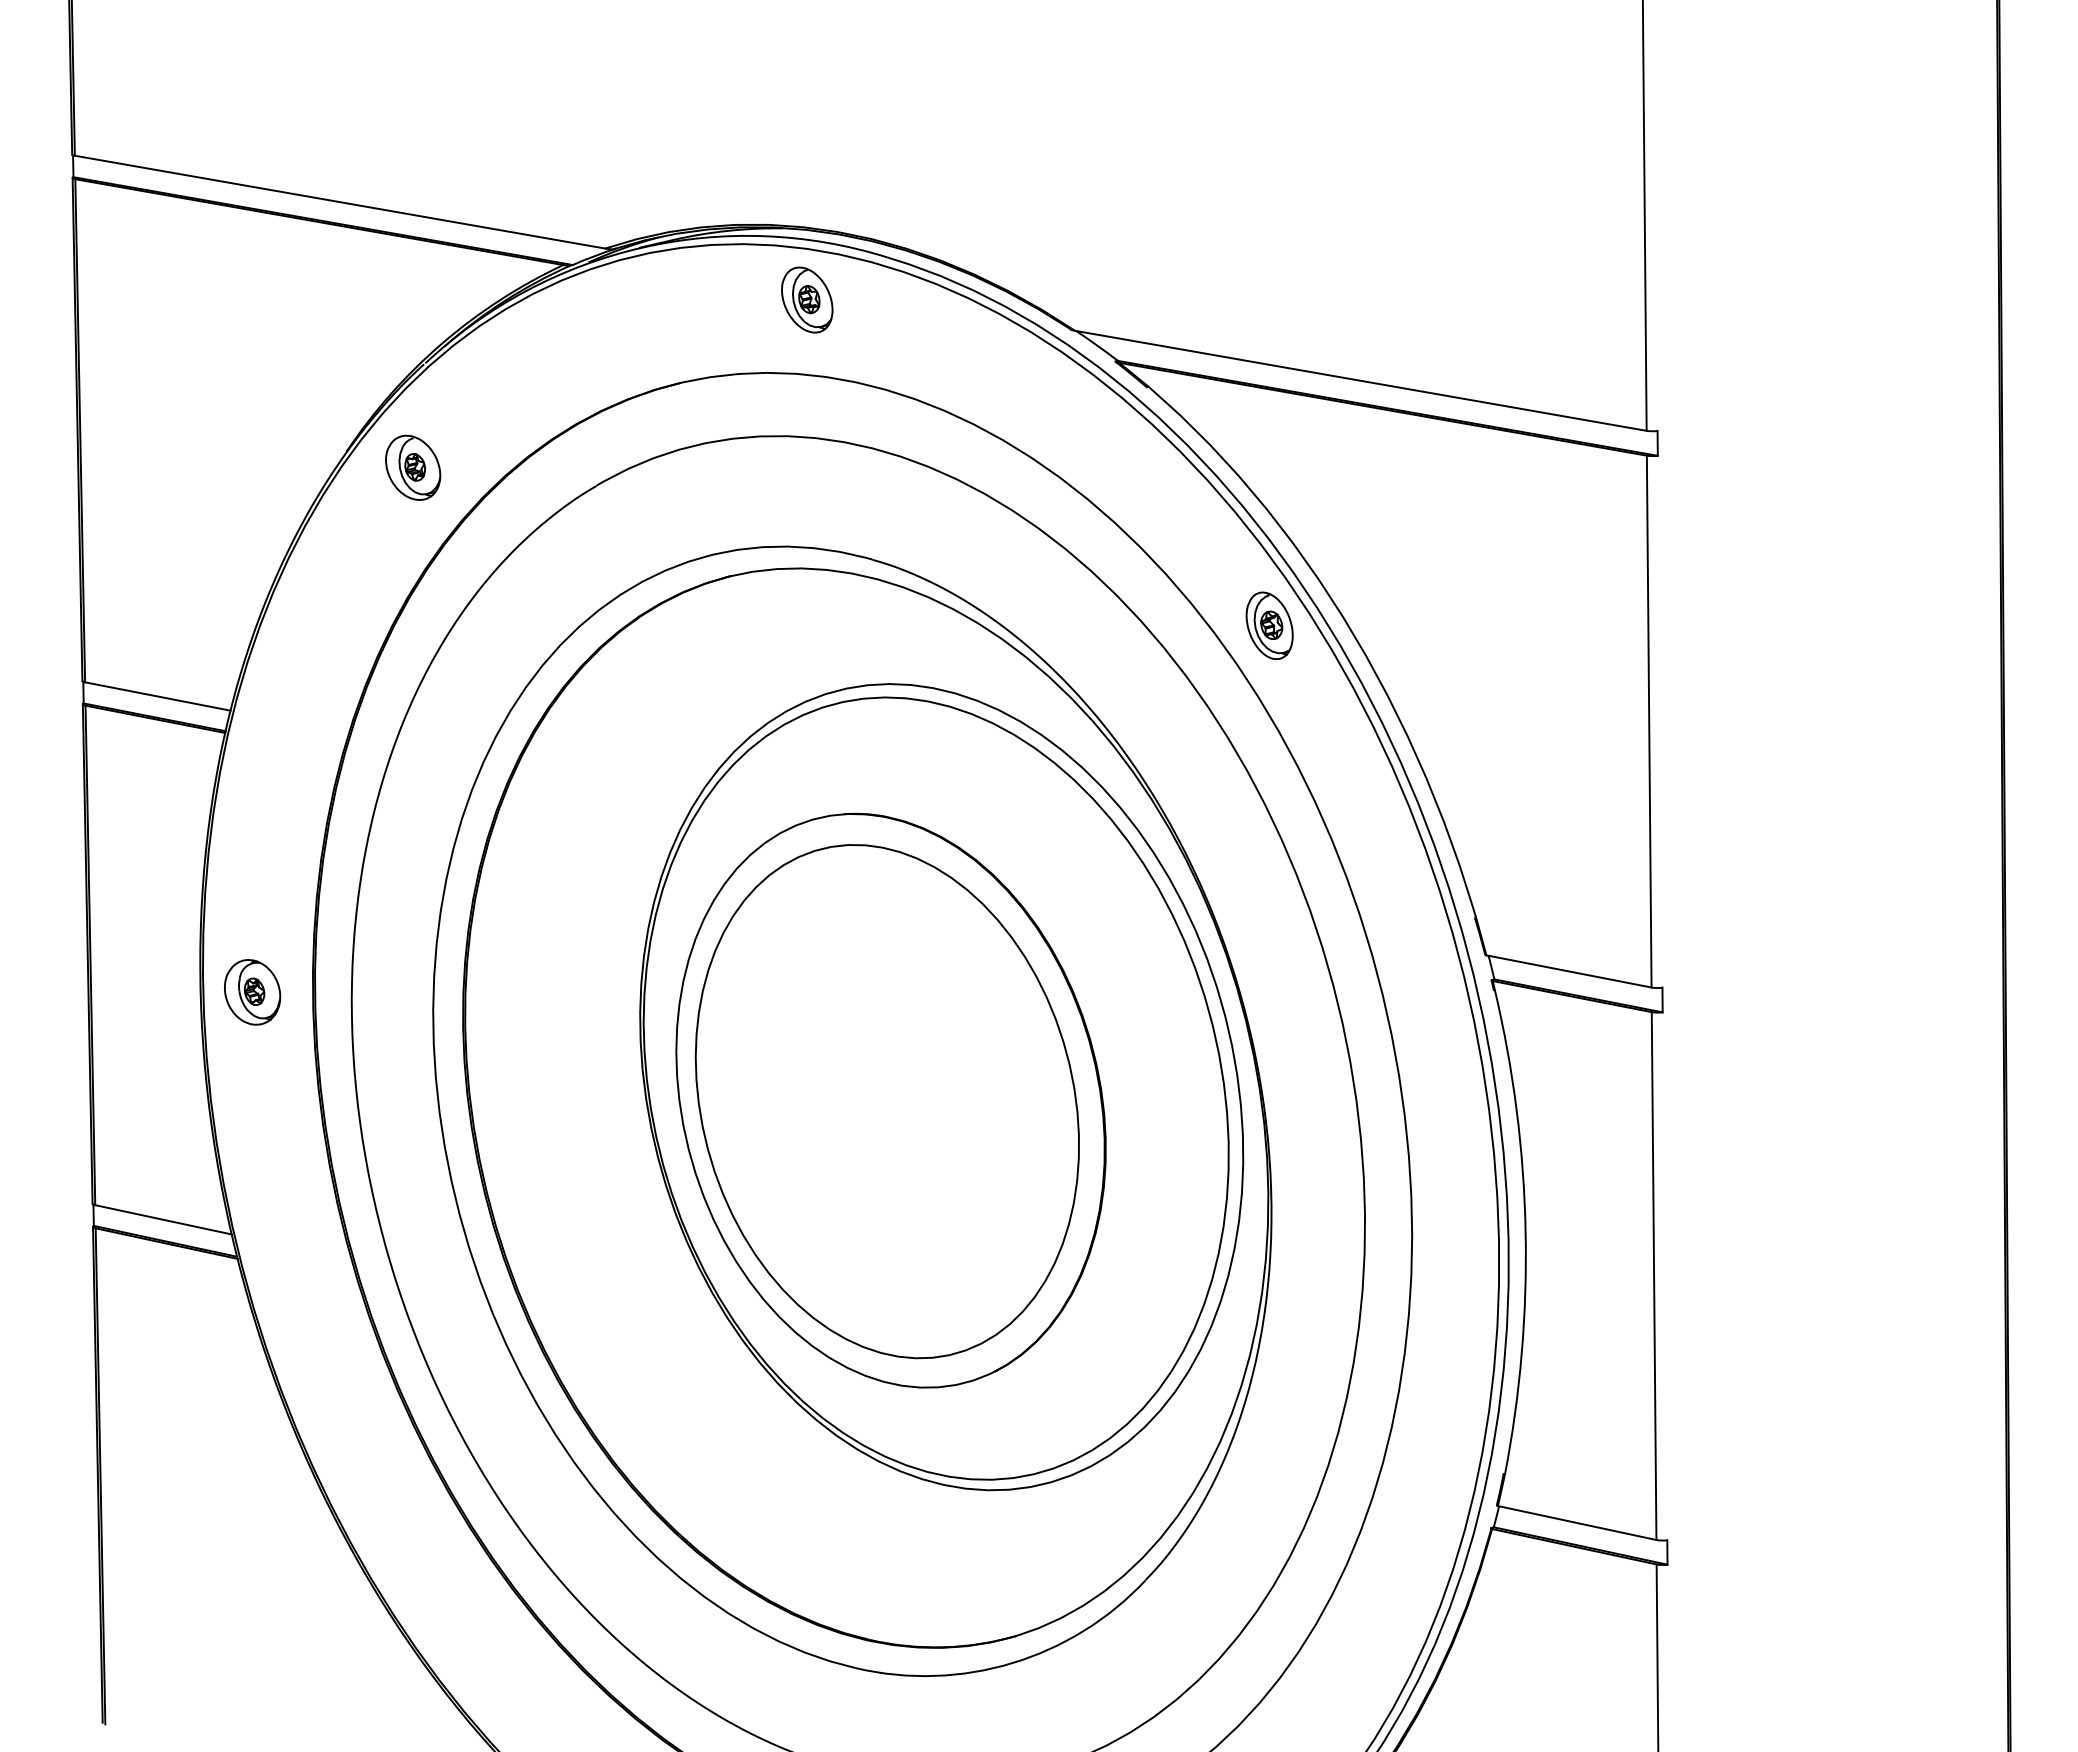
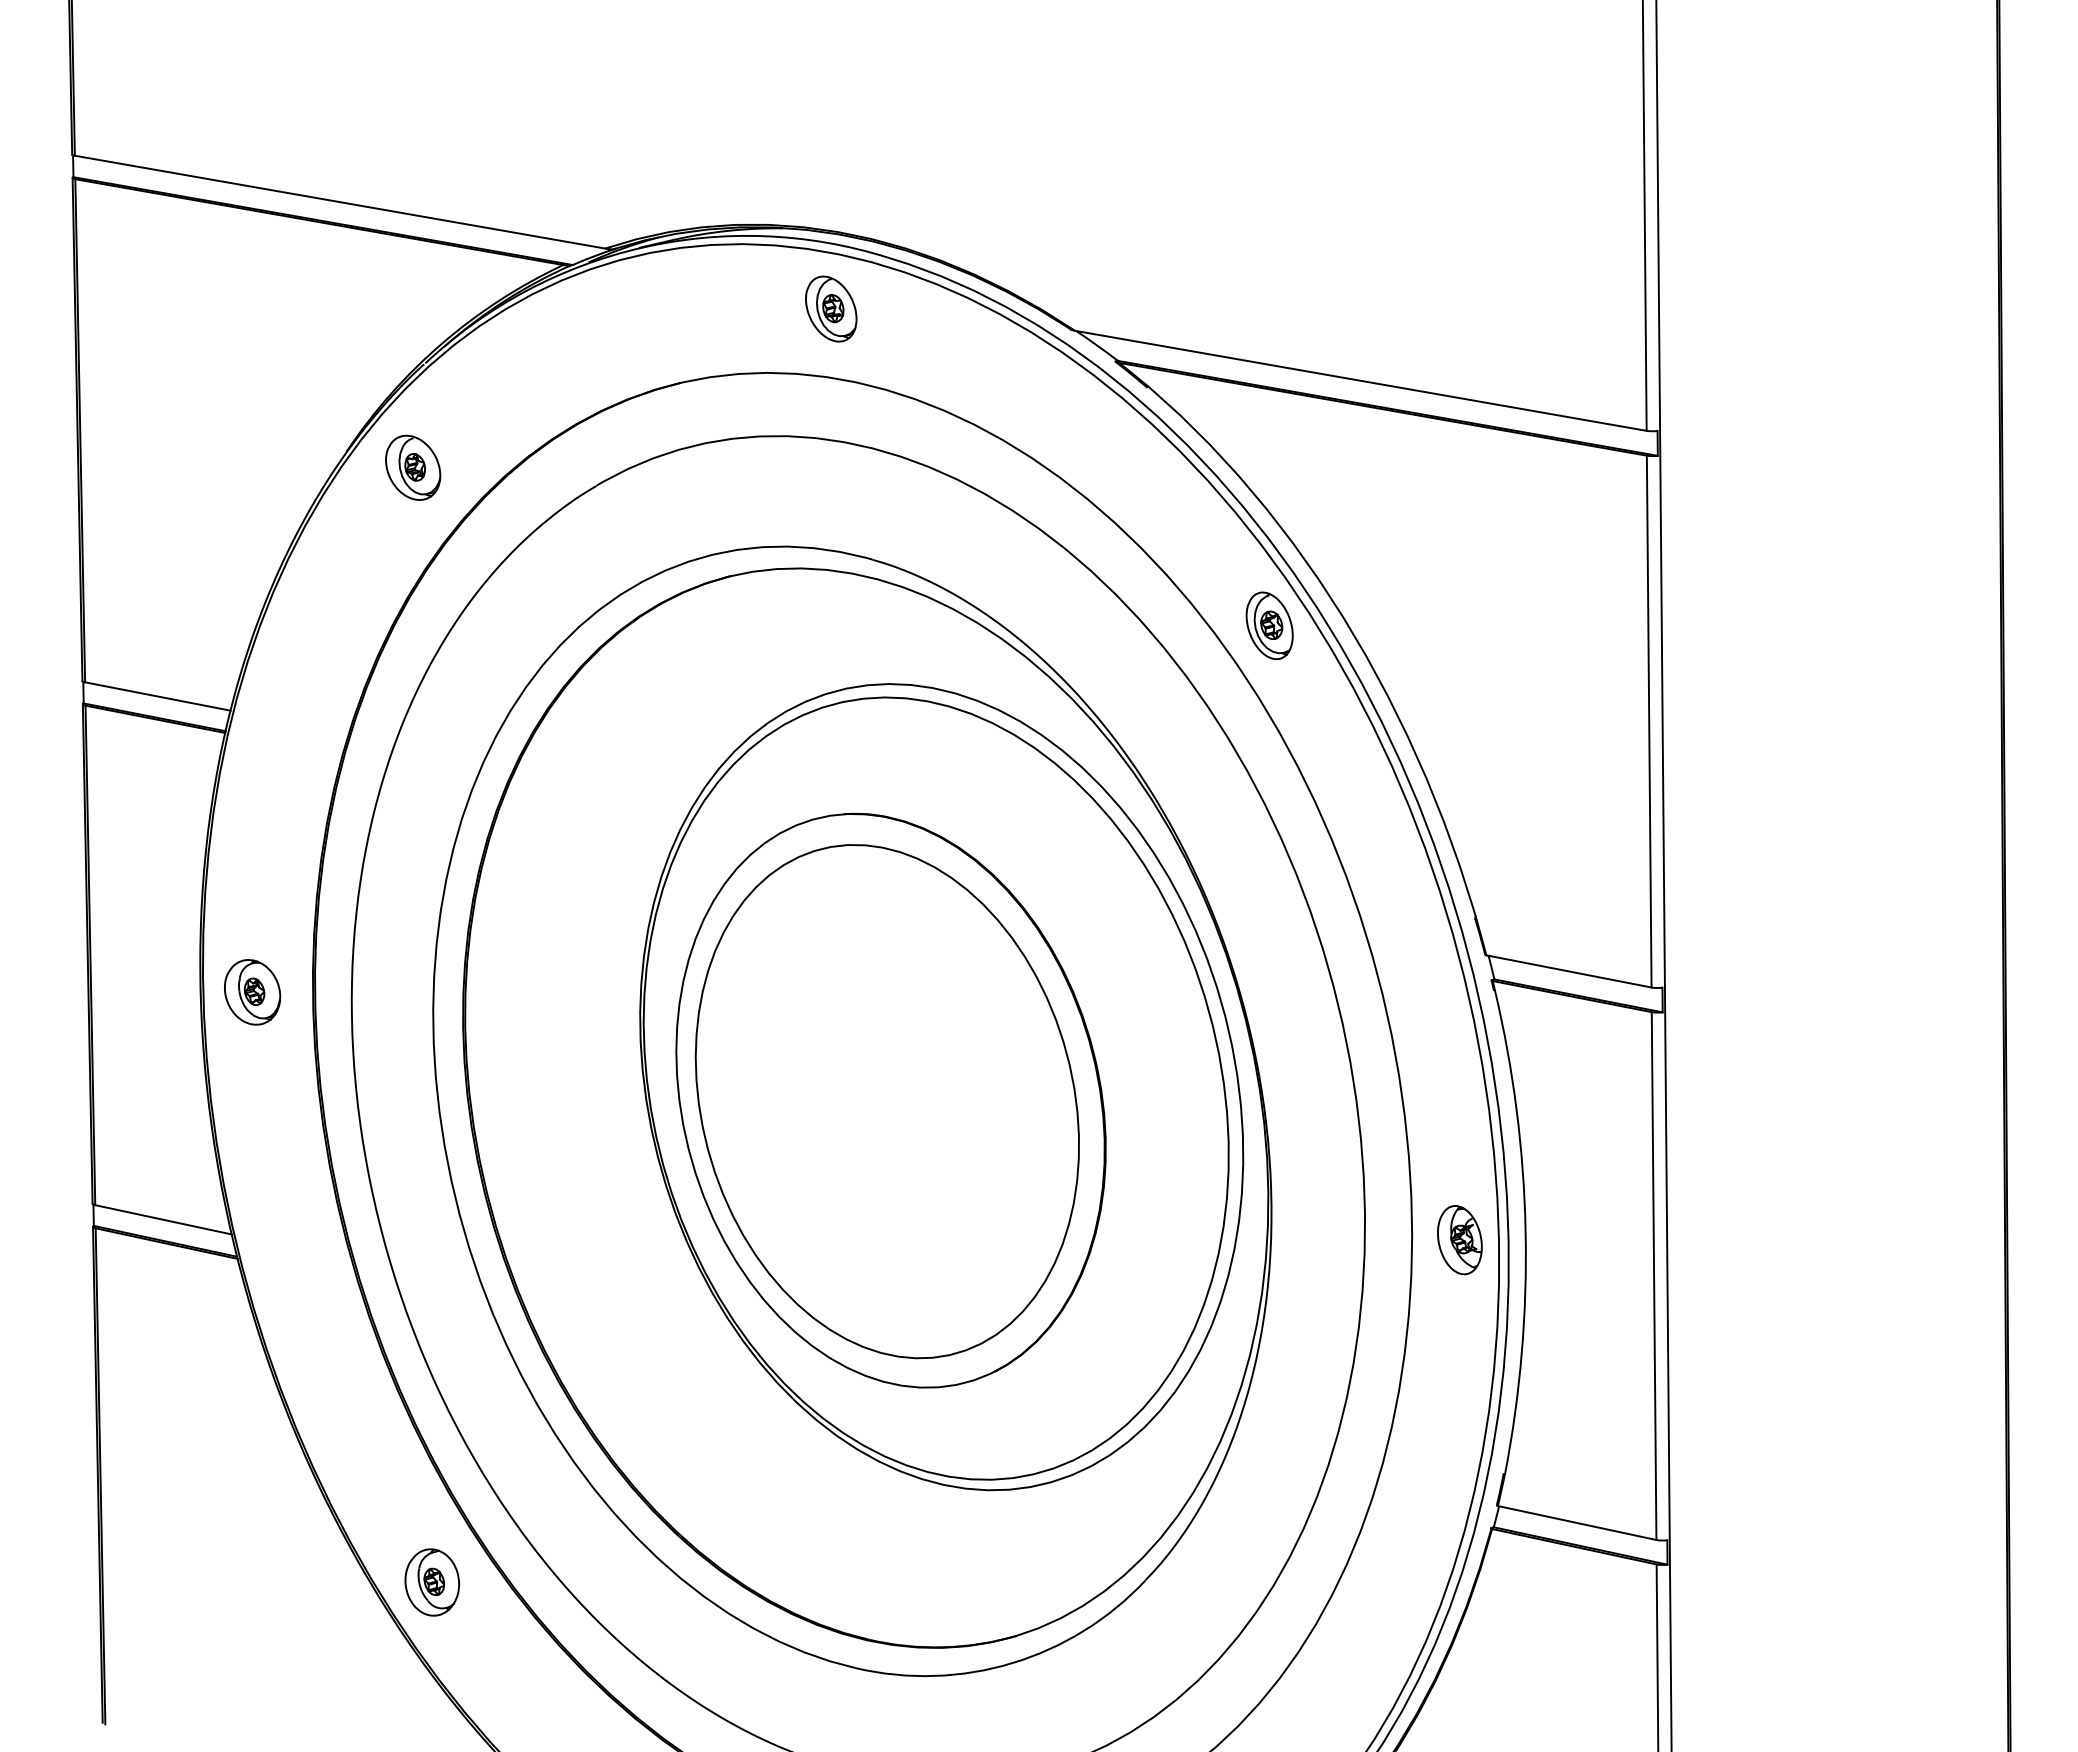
part position: (807, 299) -> (831, 308) (831, 308)
line: none -> present (1663, 875)
part: none -> present (1459, 1240)
part: none -> present (431, 1582)
